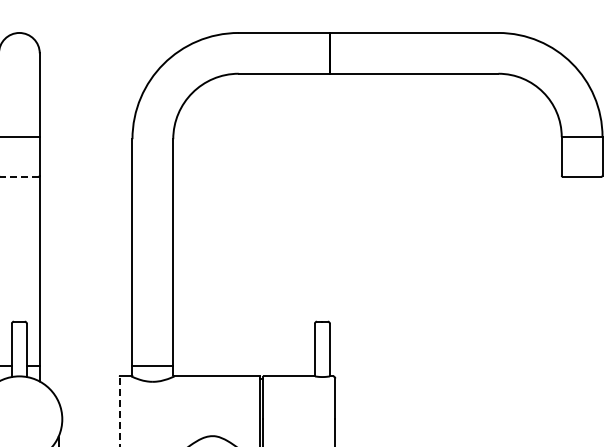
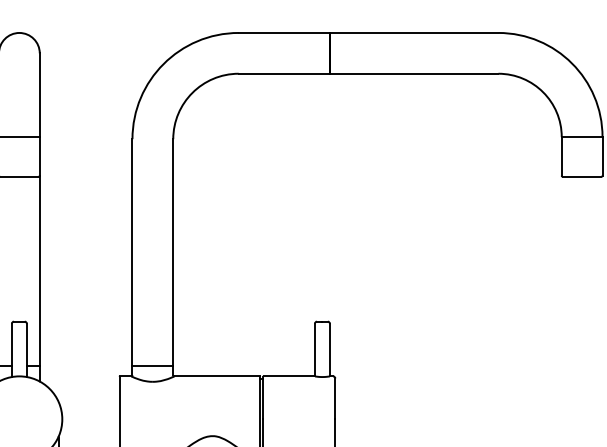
line: dashed -> solid (18, 176)
line: dashed -> solid (119, 411)
